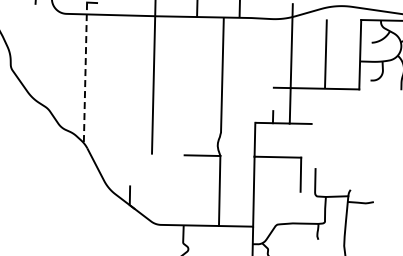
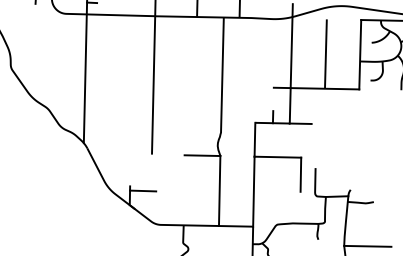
line: dashed -> solid (85, 72)
line: none -> present (143, 190)
line: none -> present (367, 245)
